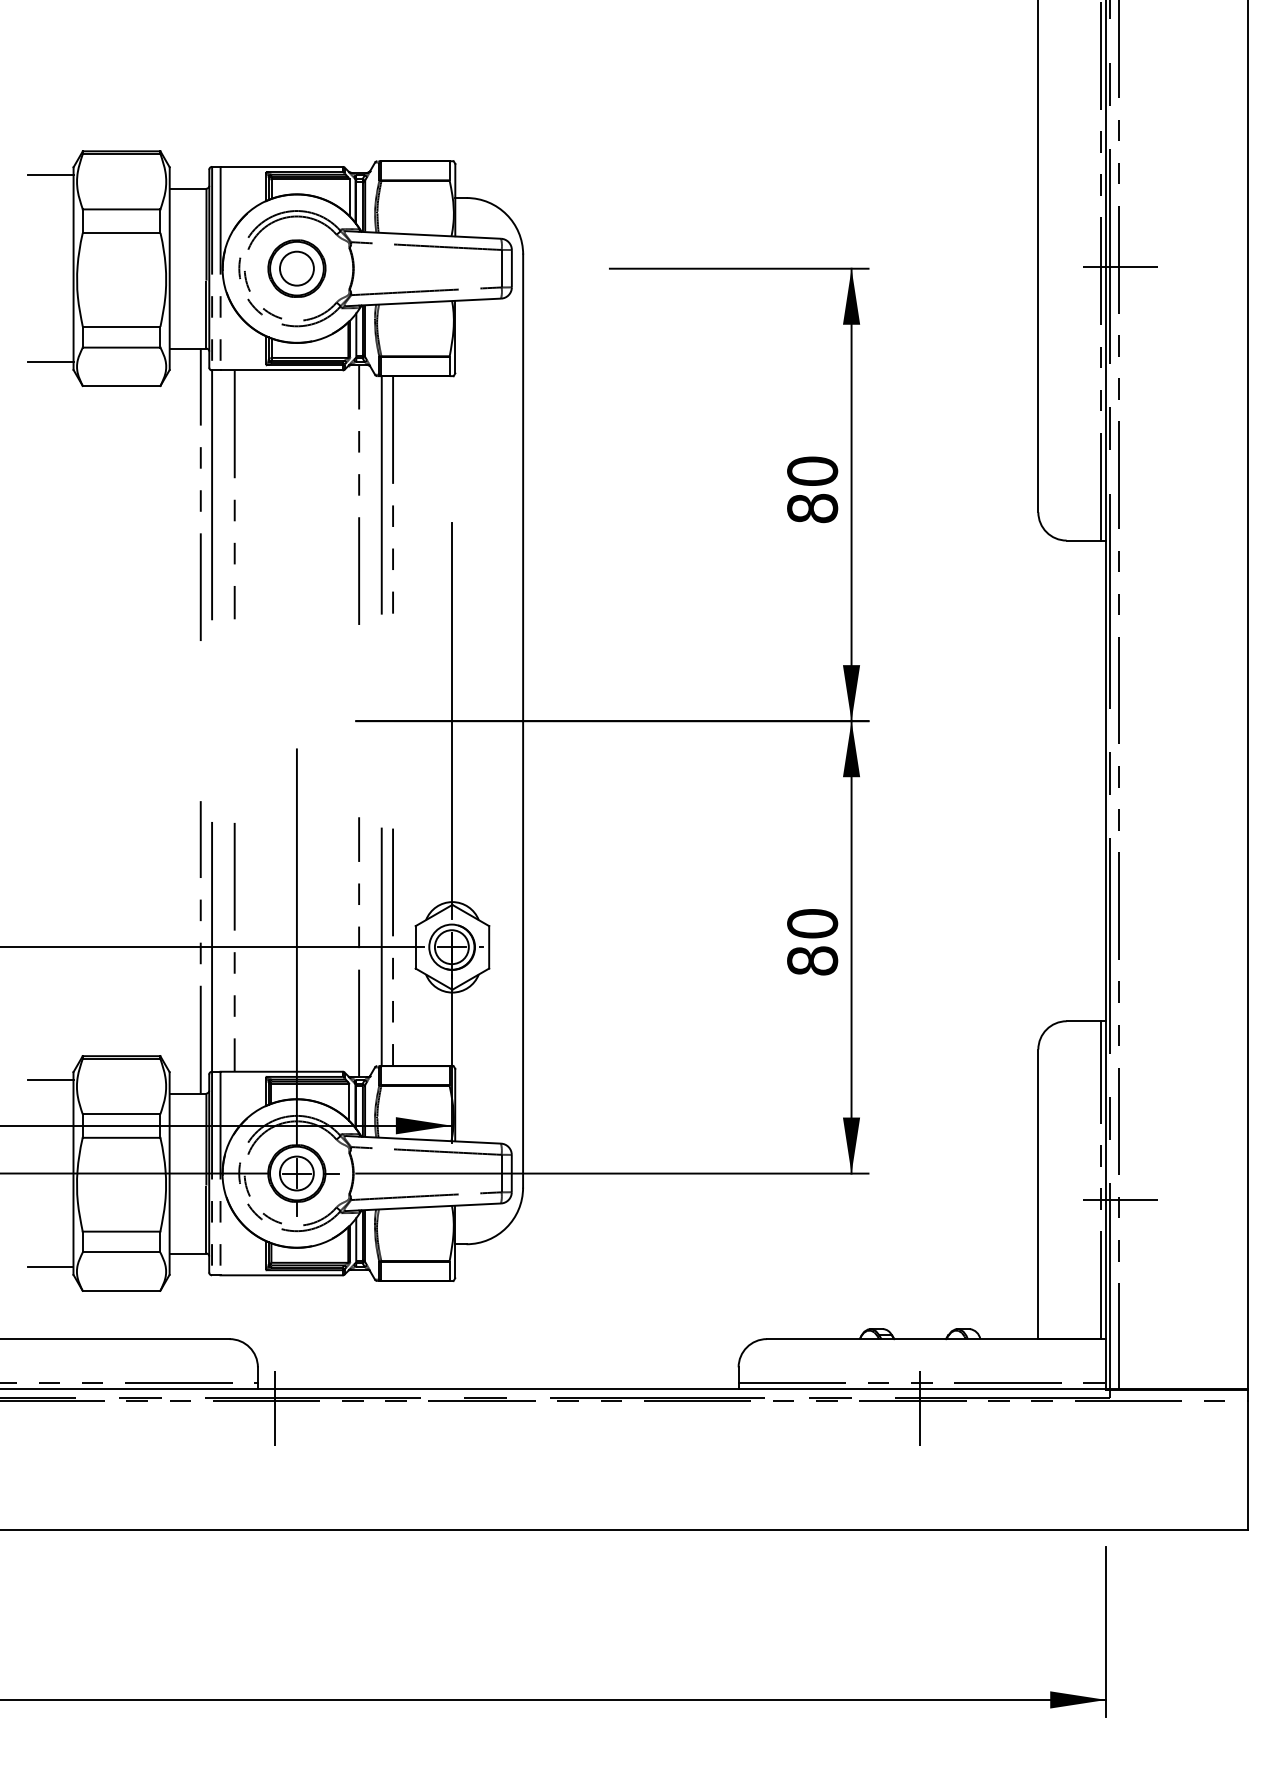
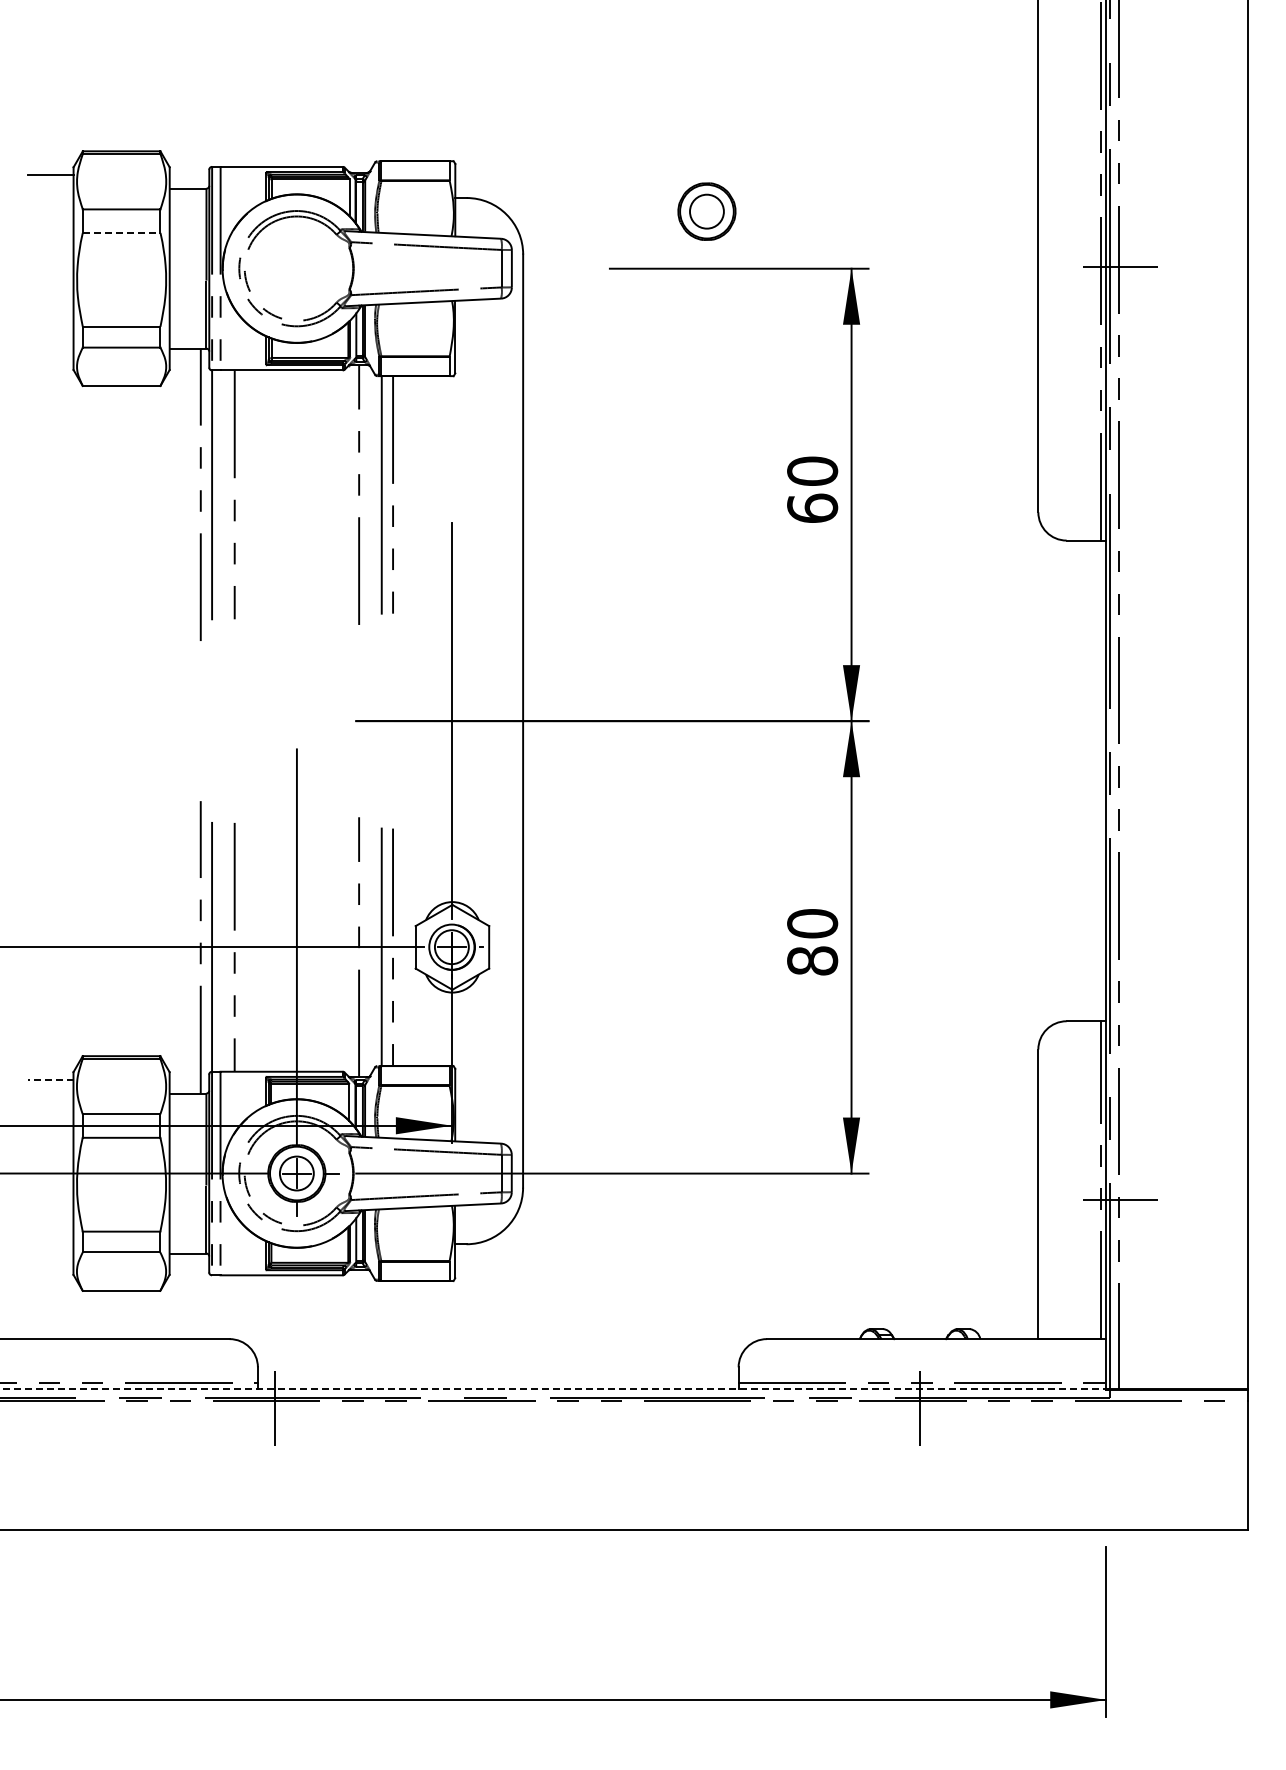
line: solid -> dashed (121, 232)
part position: (296, 268) -> (706, 211) (706, 211)
line: present -> none (50, 361)
text: 80 -> 60 (812, 508)
line: solid -> dashed (50, 1080)
line: present -> none (50, 1266)
line: solid -> dashed (553, 1388)
